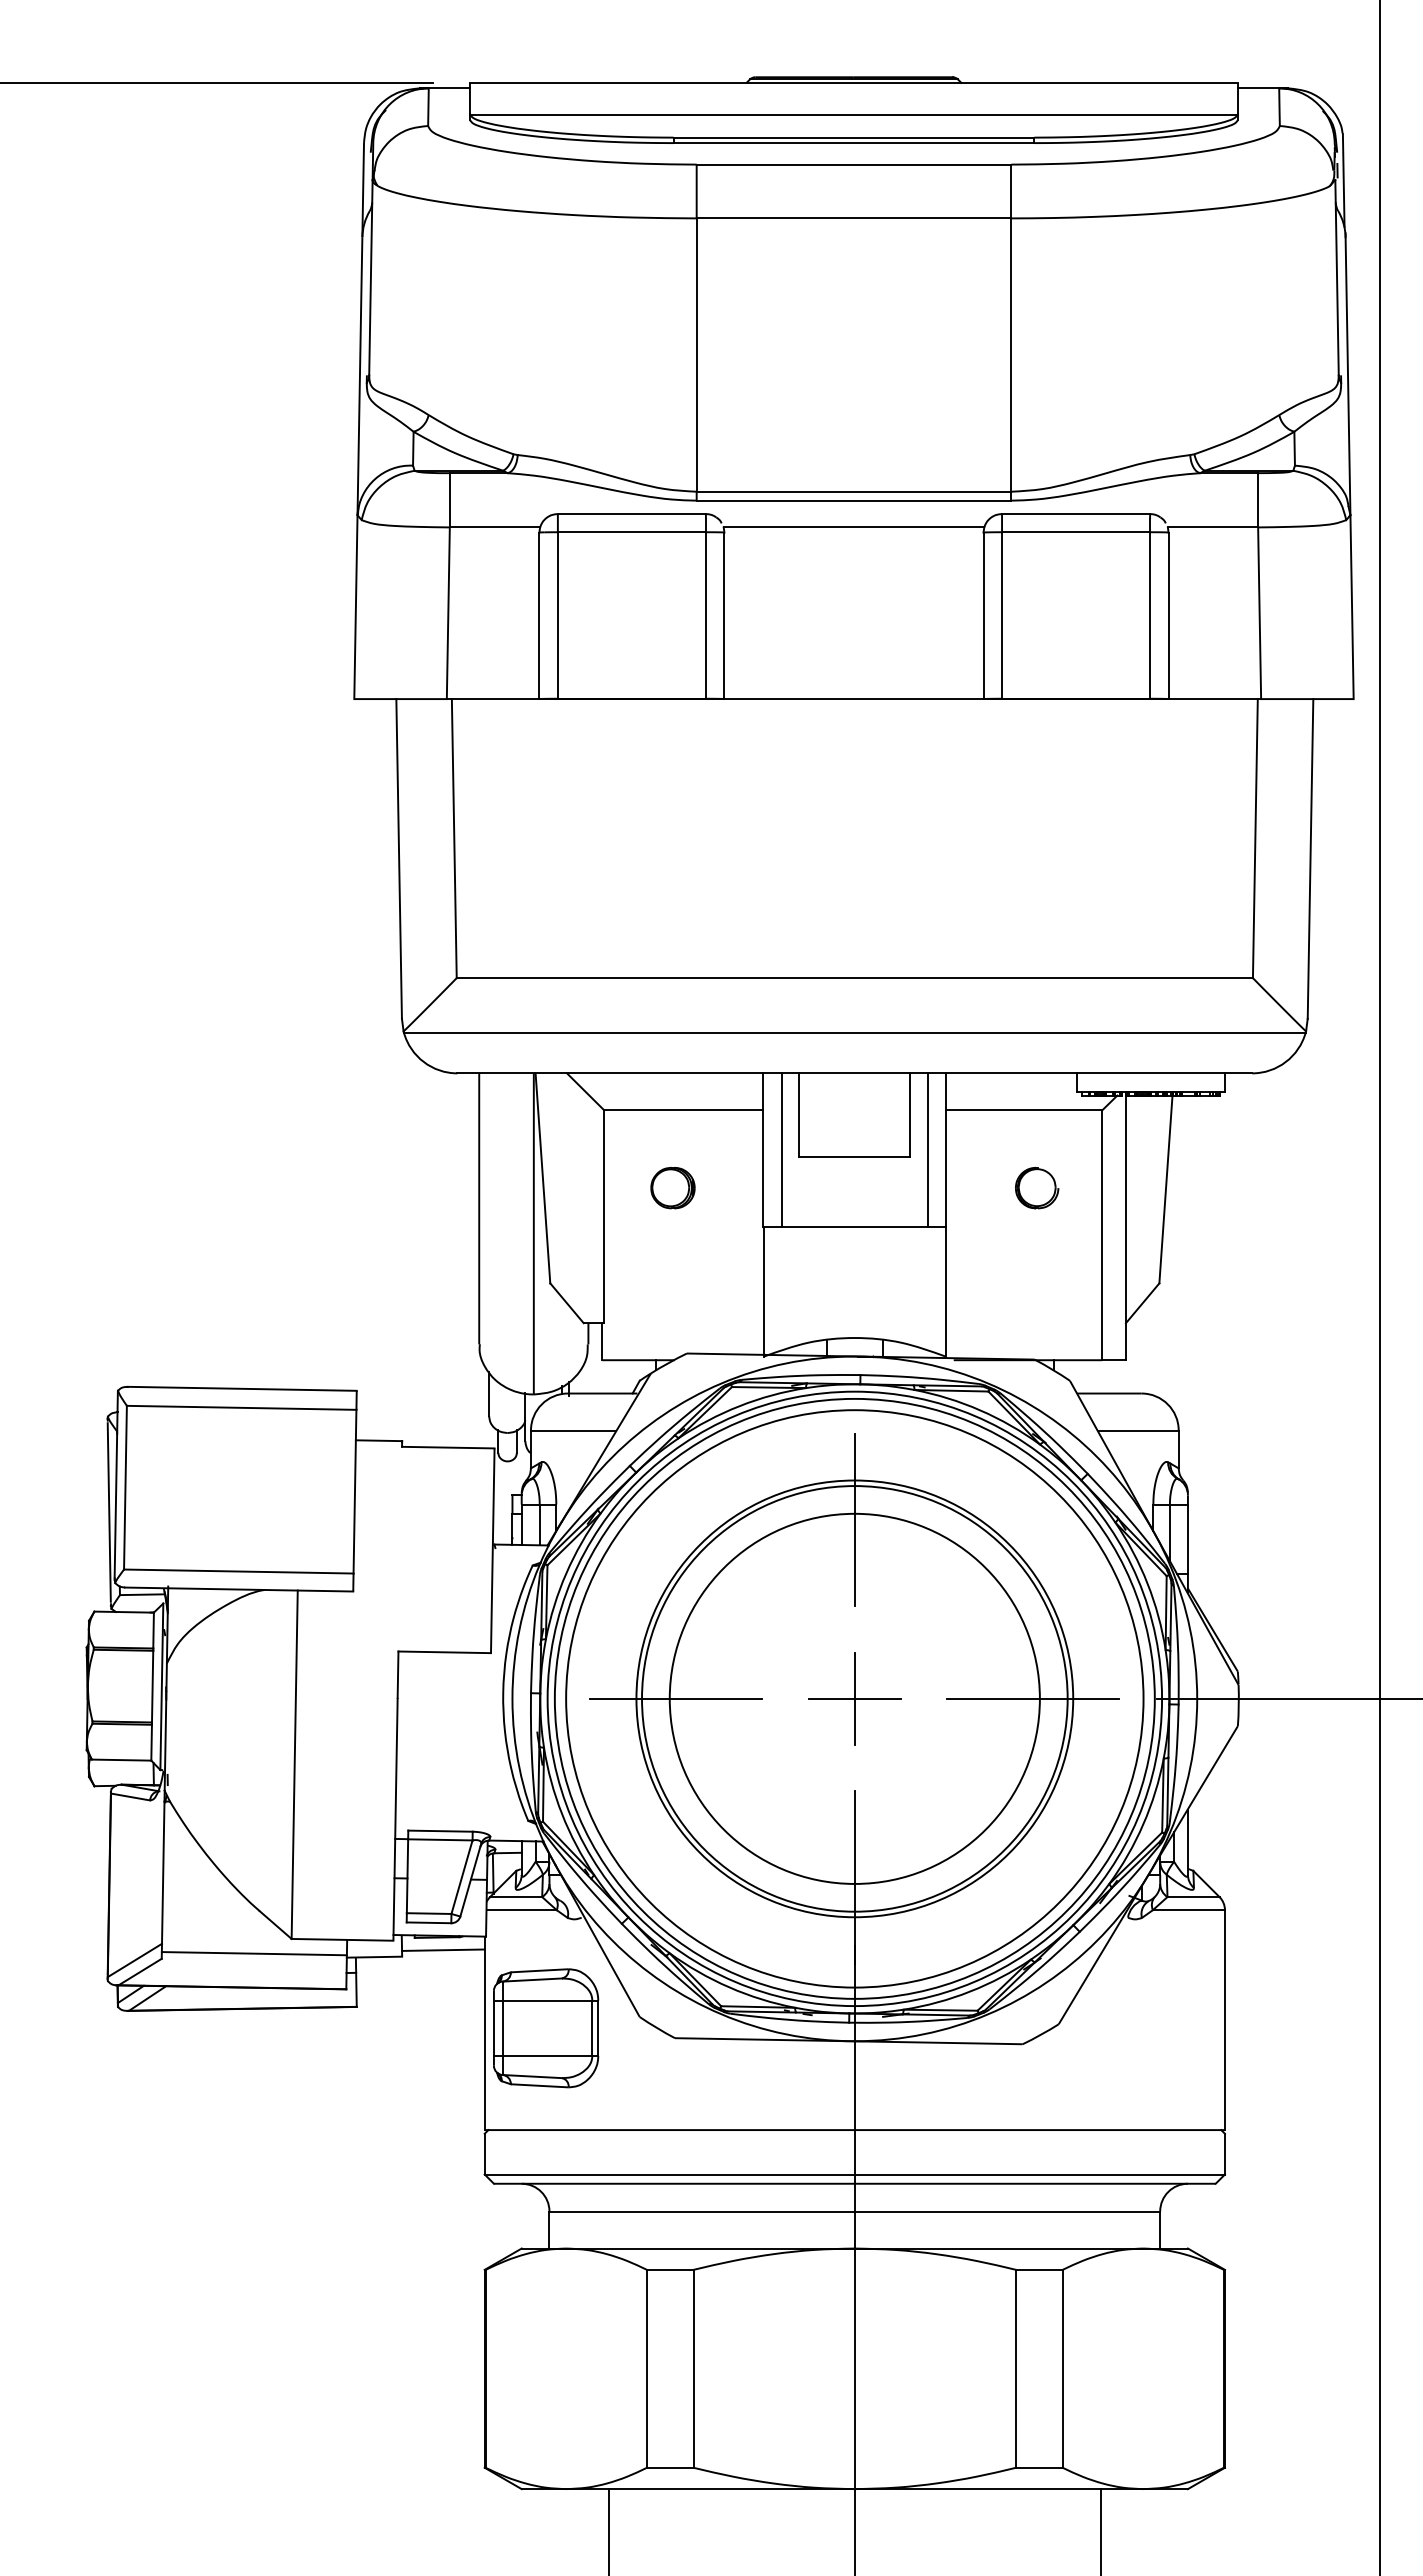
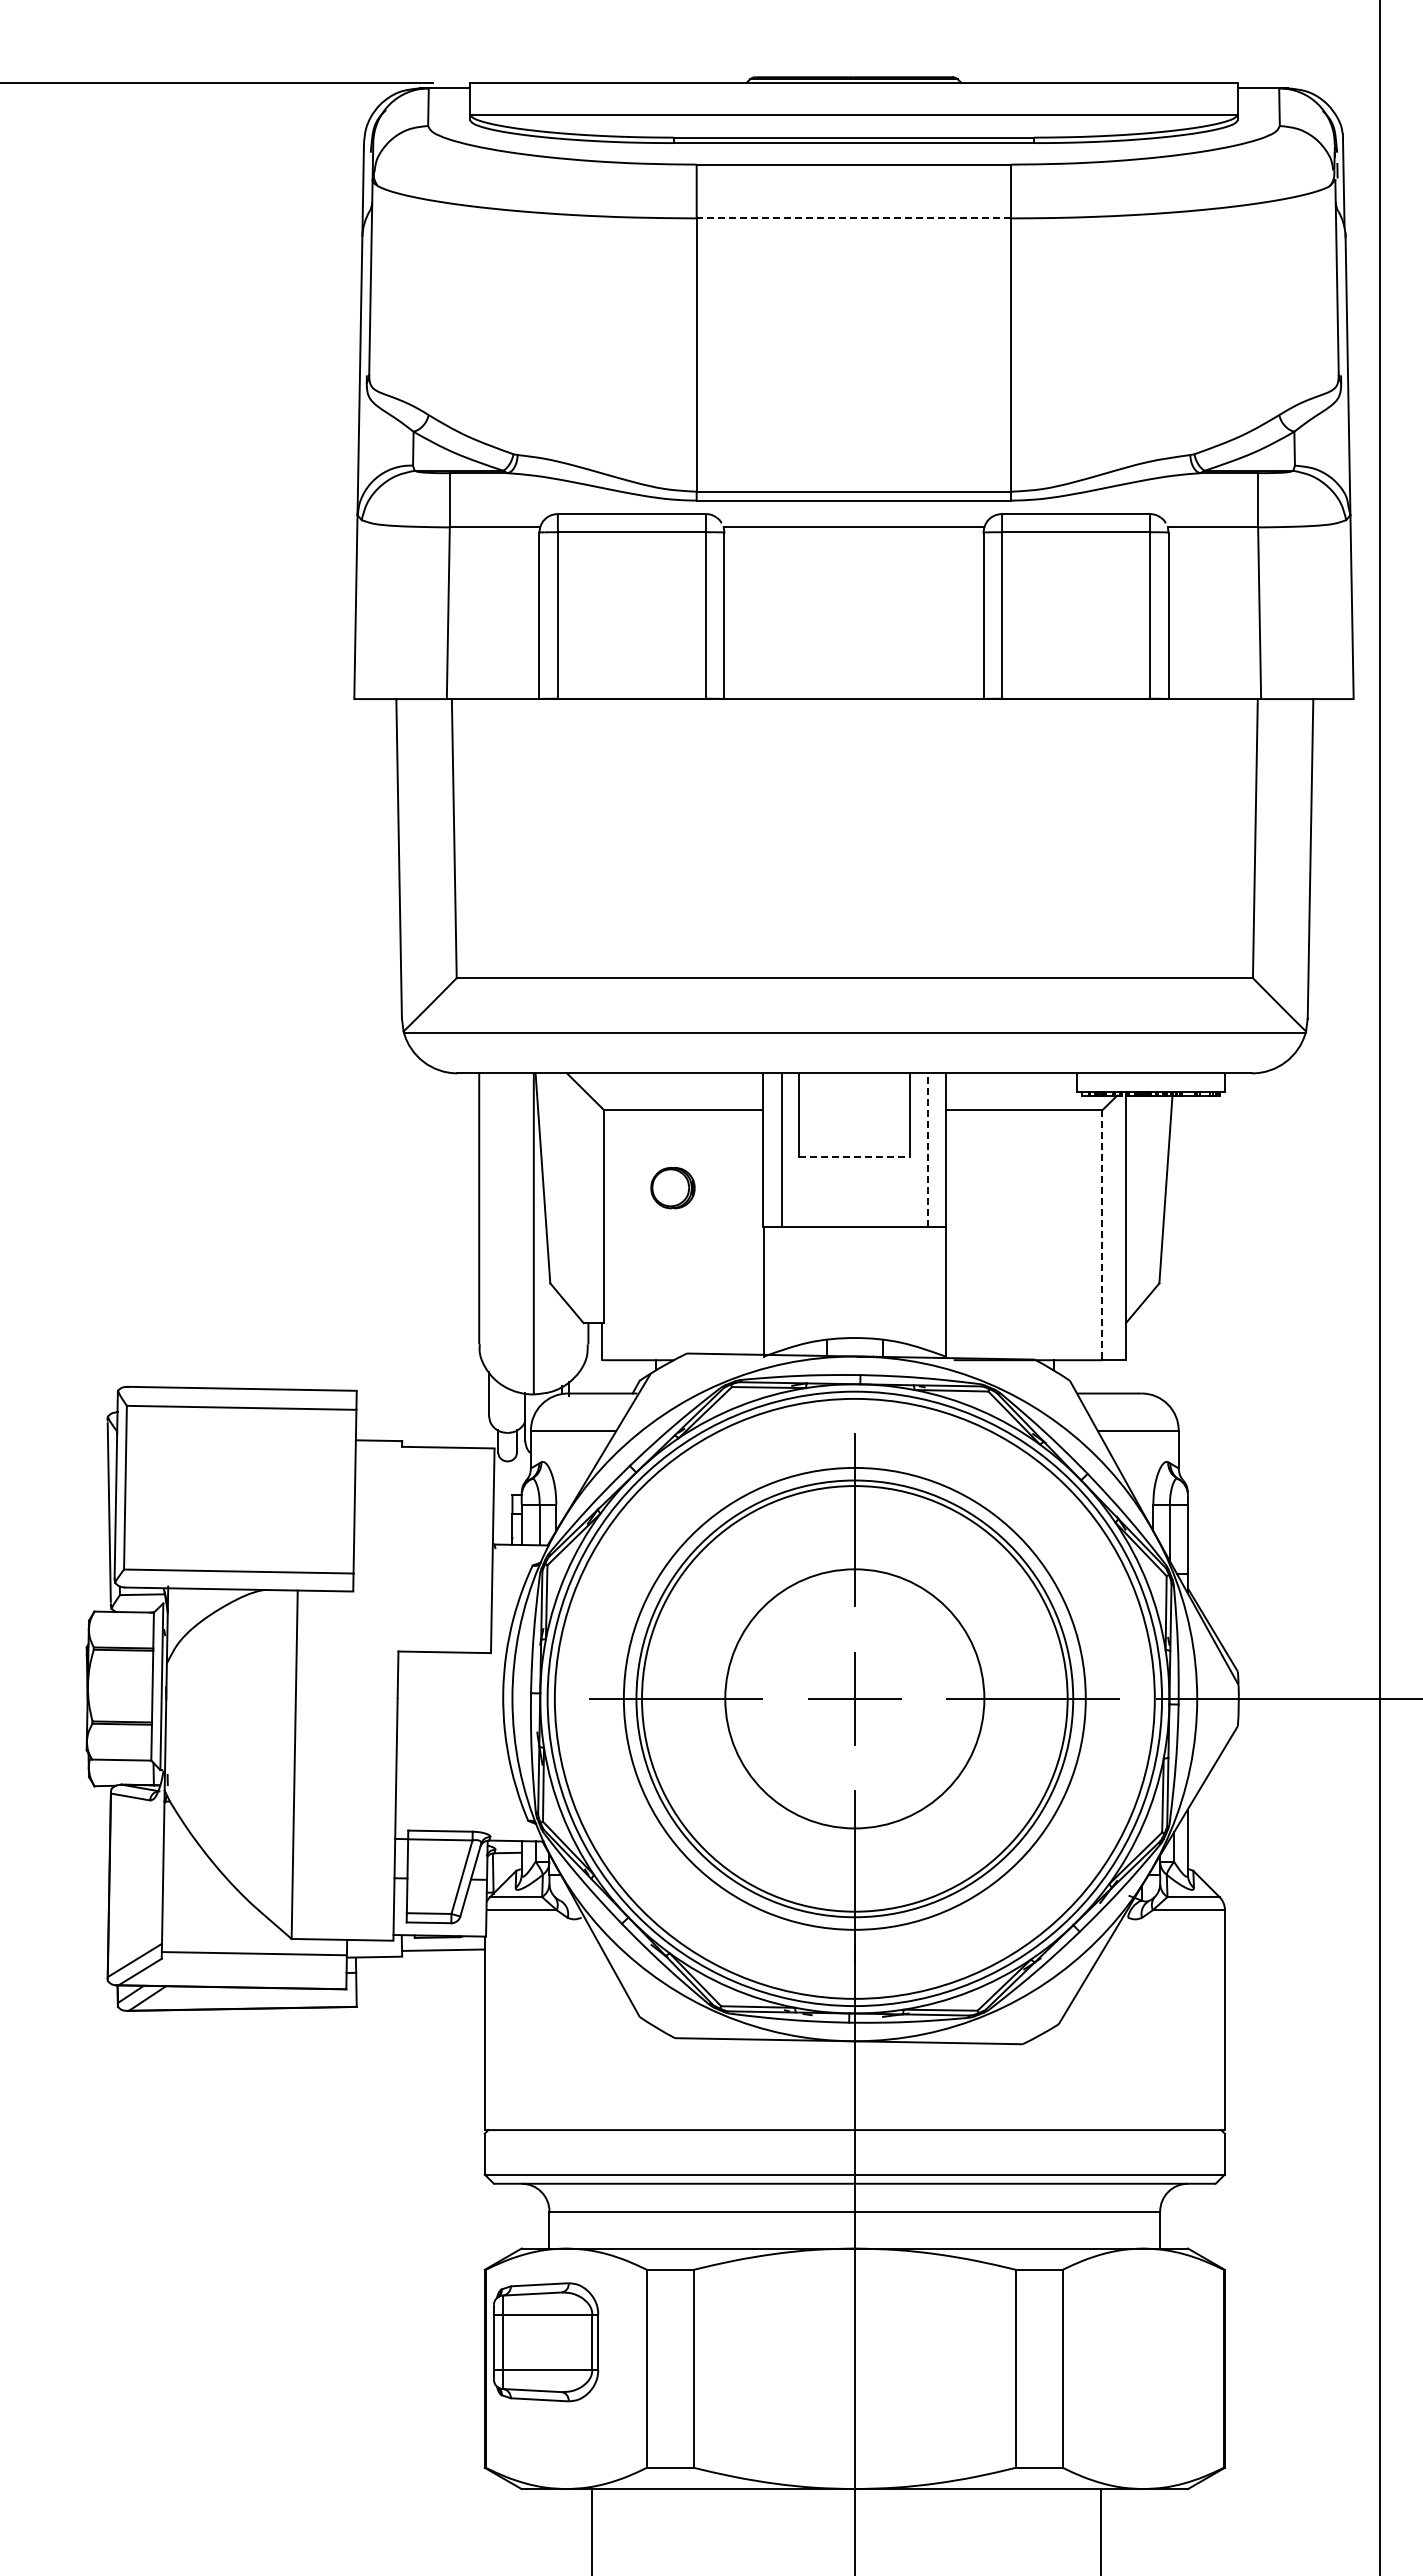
line: solid -> dashed (853, 218)
line: solid -> dashed (927, 1150)
line: solid -> dashed (854, 1156)
part: present -> none (1037, 1187)
line: solid -> dashed (1102, 1235)
circle diameter: 370 px -> 259 px (854, 1698)
circle diameter: 577 px -> 462 px (854, 1698)
part position: (546, 2028) -> (546, 2342) (546, 2342)
line position: (608, 2530) -> (591, 2530) (591, 2530)
